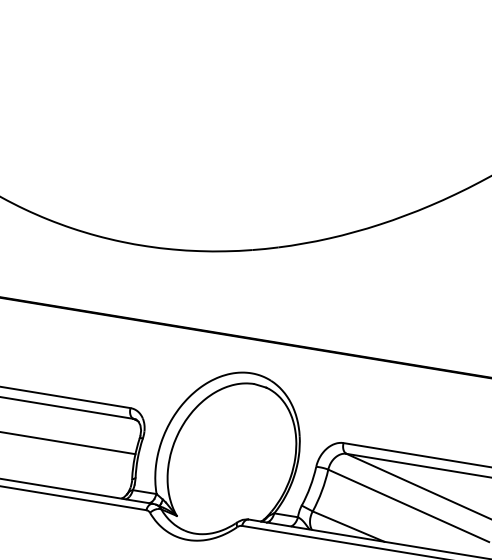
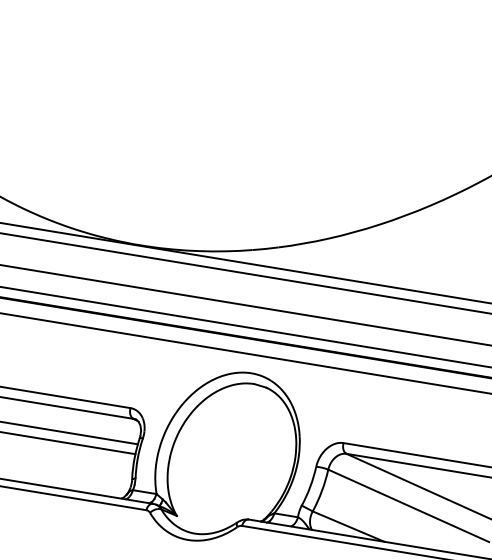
line: none -> present (245, 263)
line: none -> present (245, 273)
line: none -> present (245, 305)
line: none -> present (245, 326)
line: none -> present (245, 353)
line: none -> present (70, 433)
